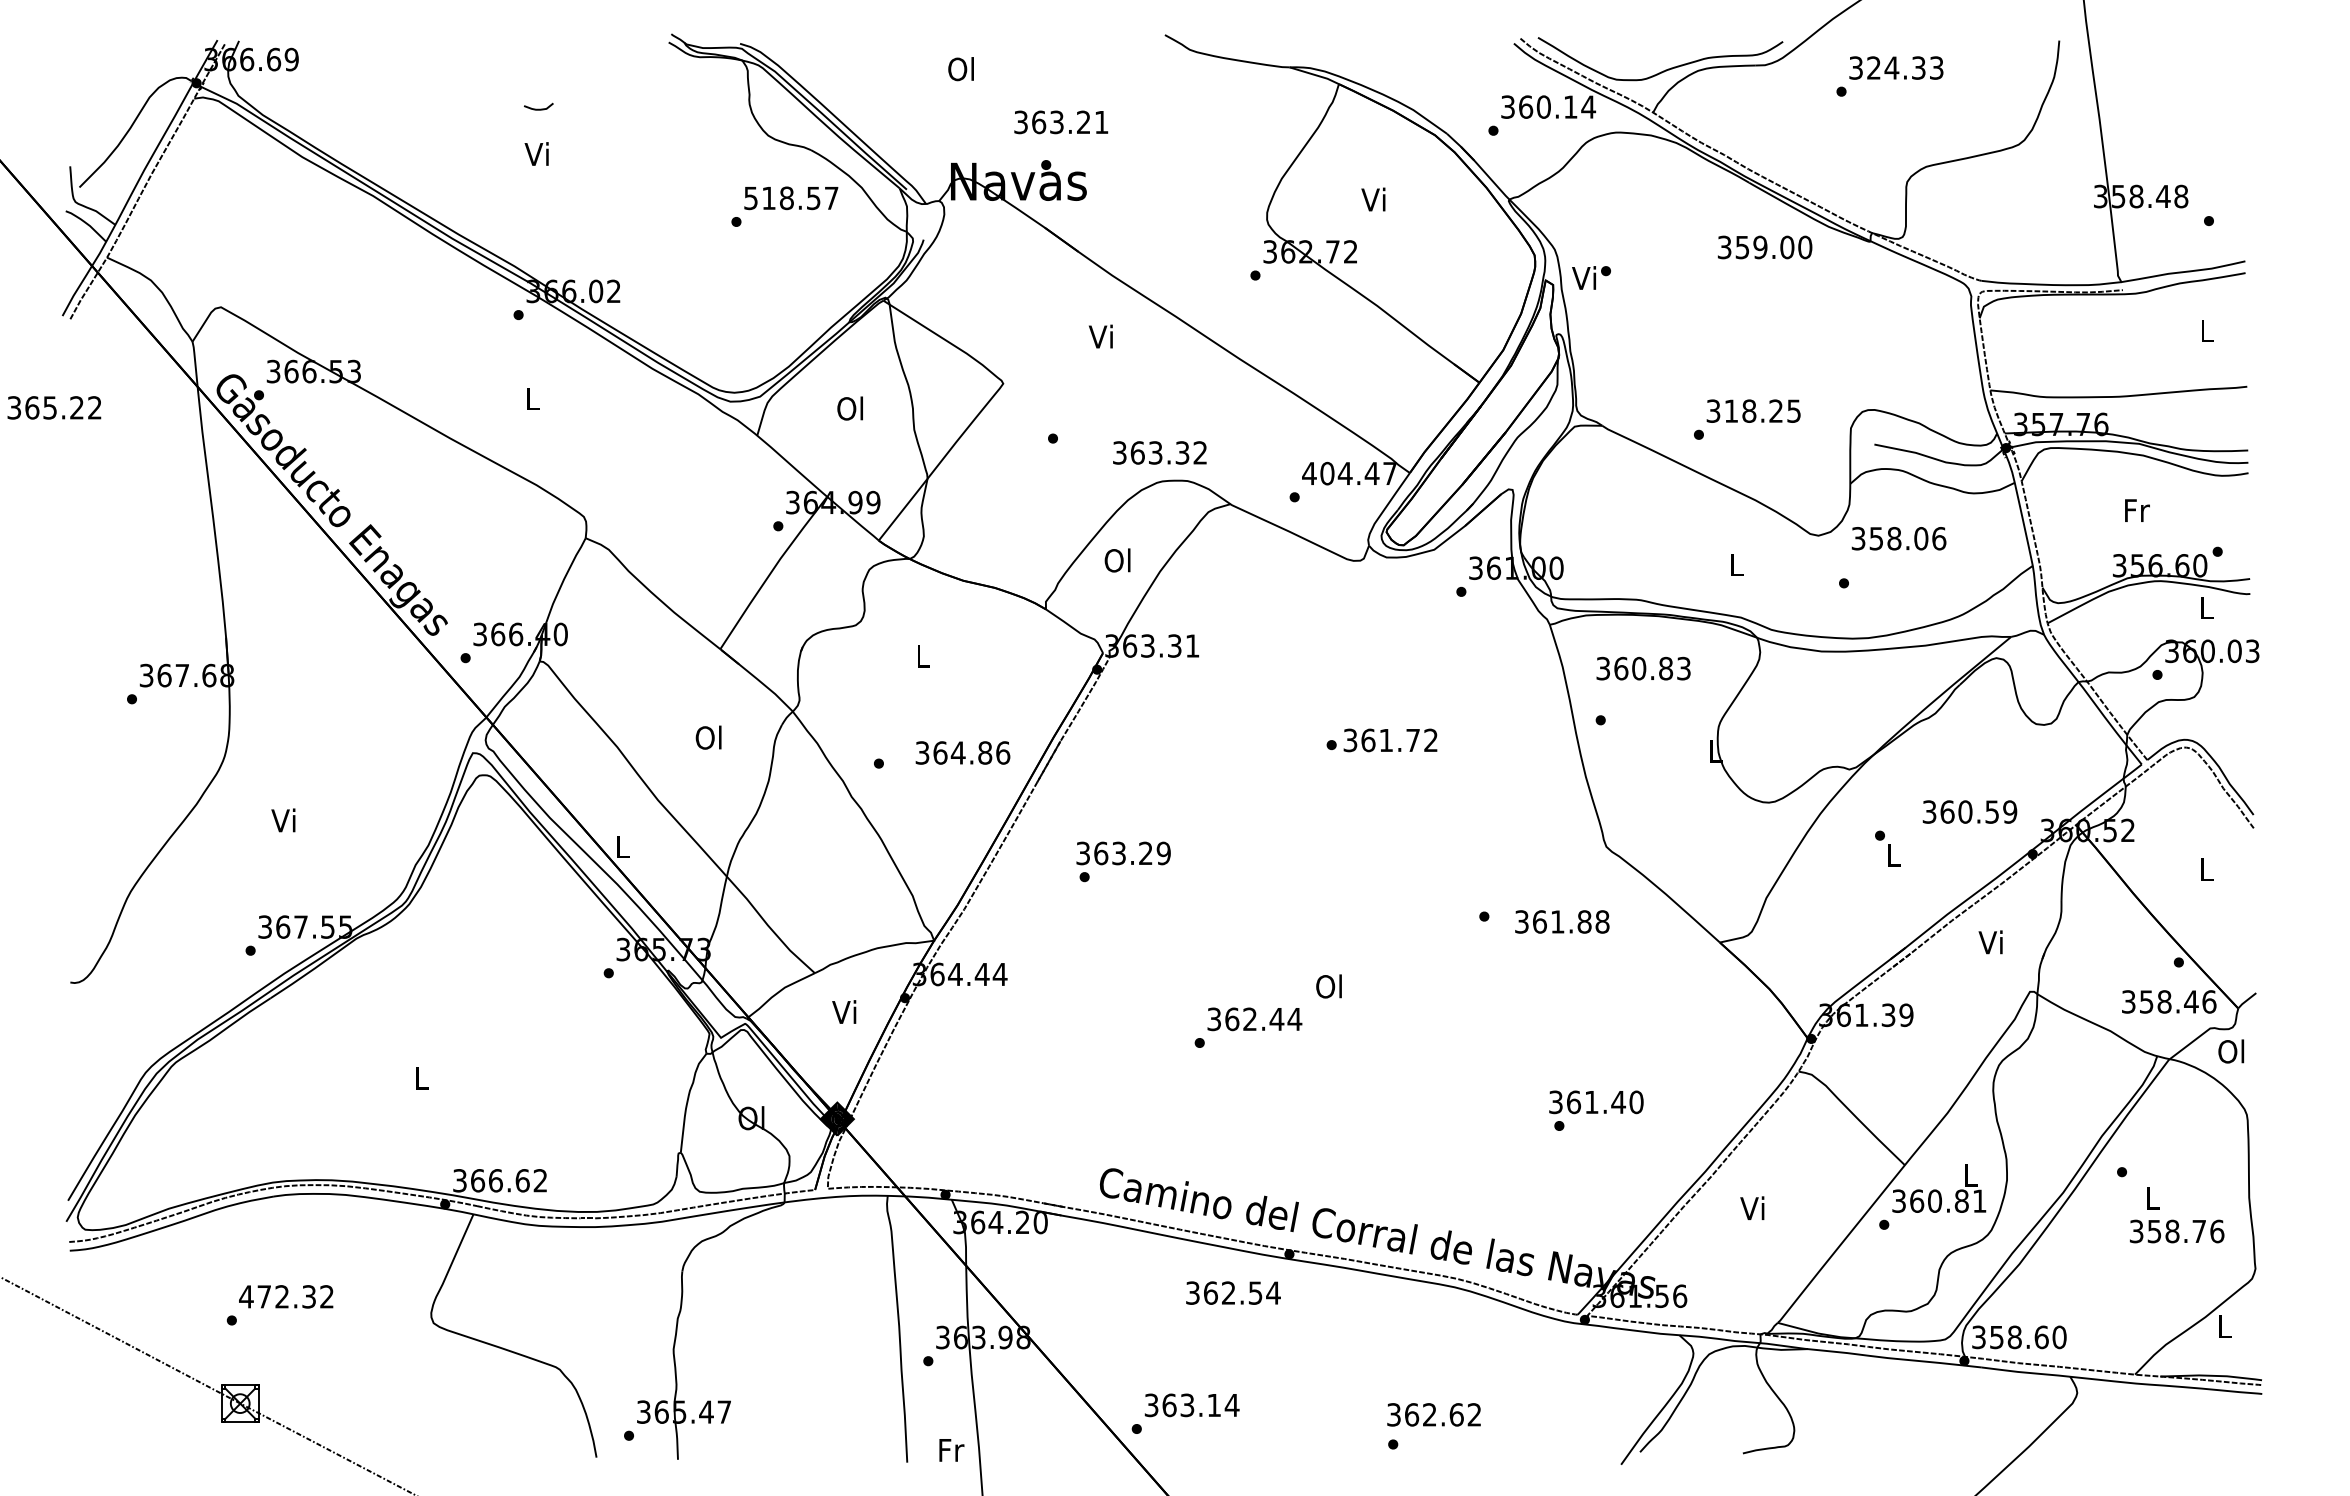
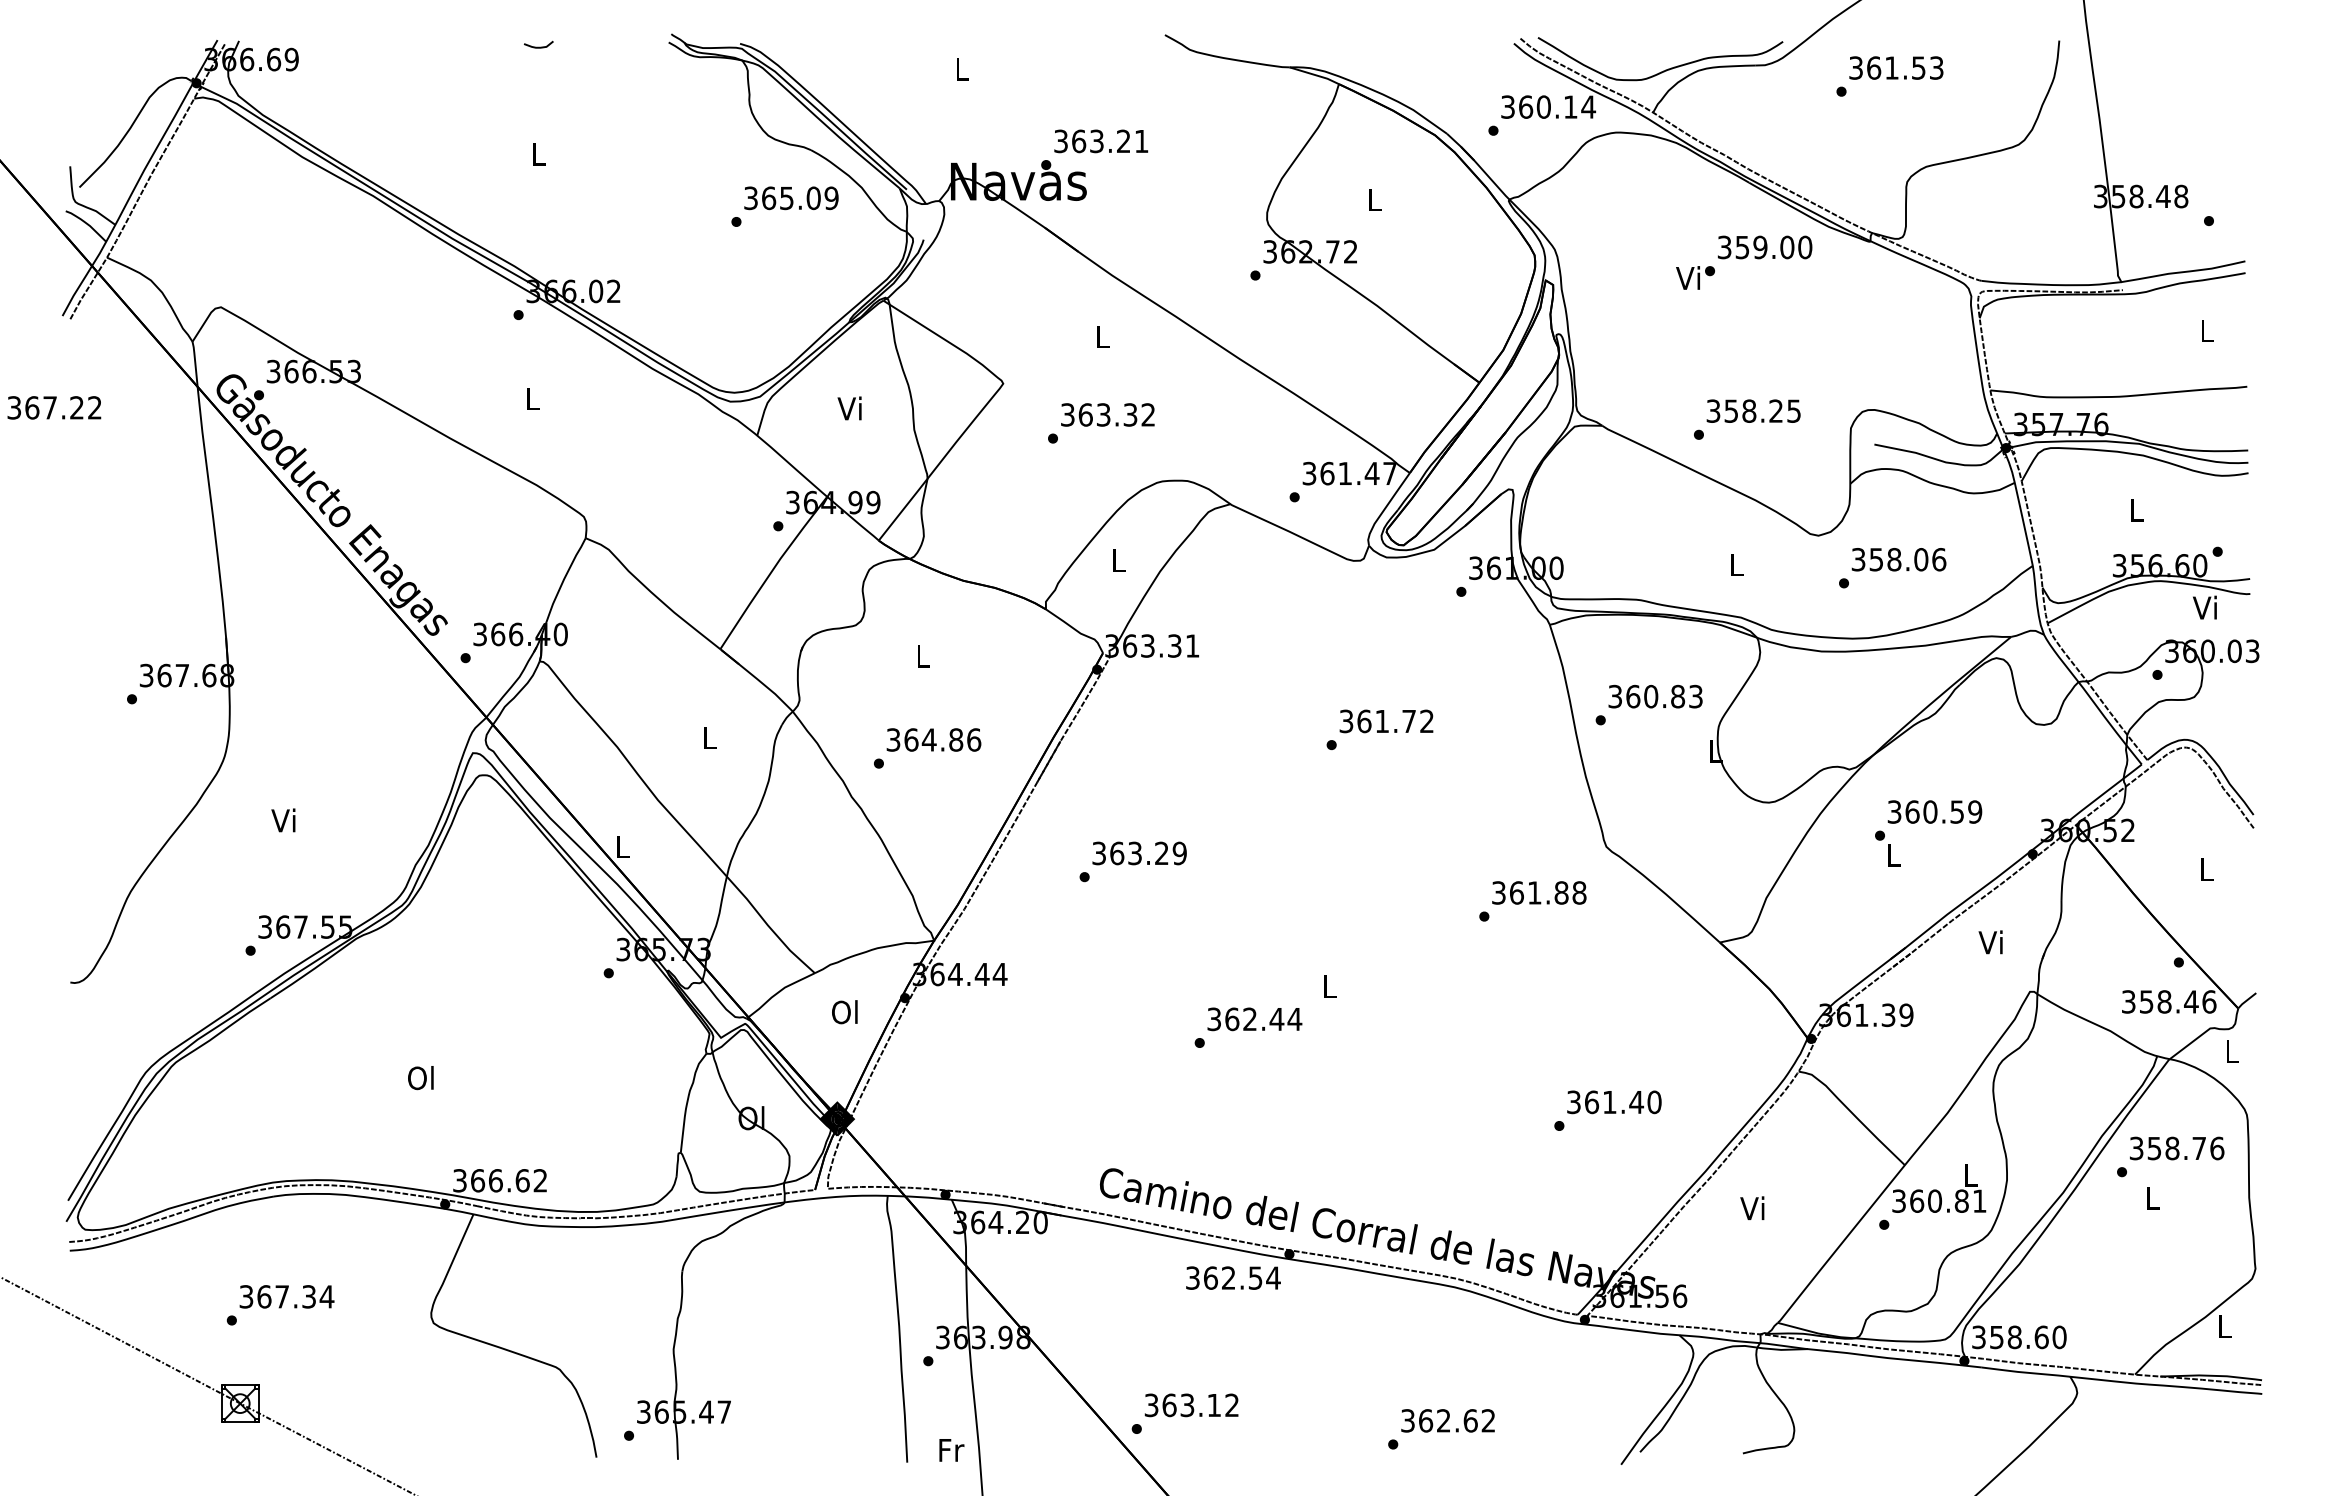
text: 324.33 -> 361.53 (1896, 67)
text: Ol -> L (960, 69)
curve position: (538, 108) -> (538, 46) (538, 46)
text position: (1061, 122) -> (1101, 141) (1101, 141)
text: Vi -> L (536, 153)
text: 518.57 -> 365.09 (791, 198)
text: Vi -> L (1373, 199)
text position: (1591, 277) -> (1695, 277) (1695, 277)
text: Vi -> L (1100, 336)
text: 365.22 -> 367.22 (49, 407)
text: Ol -> Vi (849, 408)
text: 318.25 -> 358.25 (1730, 410)
text position: (1159, 452) -> (1107, 414) (1107, 414)
text: 404.47 -> 361.47 (1327, 473)
text: Fr -> L (2137, 510)
text position: (1898, 538) -> (1898, 559) (1898, 559)
text: Ol -> L (1117, 560)
text: L -> Vi (2204, 607)
text position: (1643, 668) -> (1655, 696) (1655, 696)
text: Ol -> L (708, 737)
text position: (1390, 740) -> (1386, 721) (1386, 721)
text position: (962, 752) -> (933, 739) (933, 739)
text position: (1969, 811) -> (1934, 811) (1934, 811)
text position: (1123, 853) -> (1139, 853) (1139, 853)
text position: (1562, 921) -> (1539, 892) (1539, 892)
text: Ol -> L (1328, 986)
text: Vi -> Ol (844, 1012)
text: Ol -> L (2231, 1051)
text: L -> Ol (420, 1078)
text position: (1596, 1102) -> (1614, 1102) (1614, 1102)
text position: (2177, 1231) -> (2177, 1148) (2177, 1148)
text position: (1233, 1292) -> (1233, 1277) (1233, 1277)
text: 472.32 -> 367.34 (286, 1296)
text: 363.14 -> 363.12 (1231, 1404)
text position: (1433, 1414) -> (1447, 1420) (1447, 1420)
